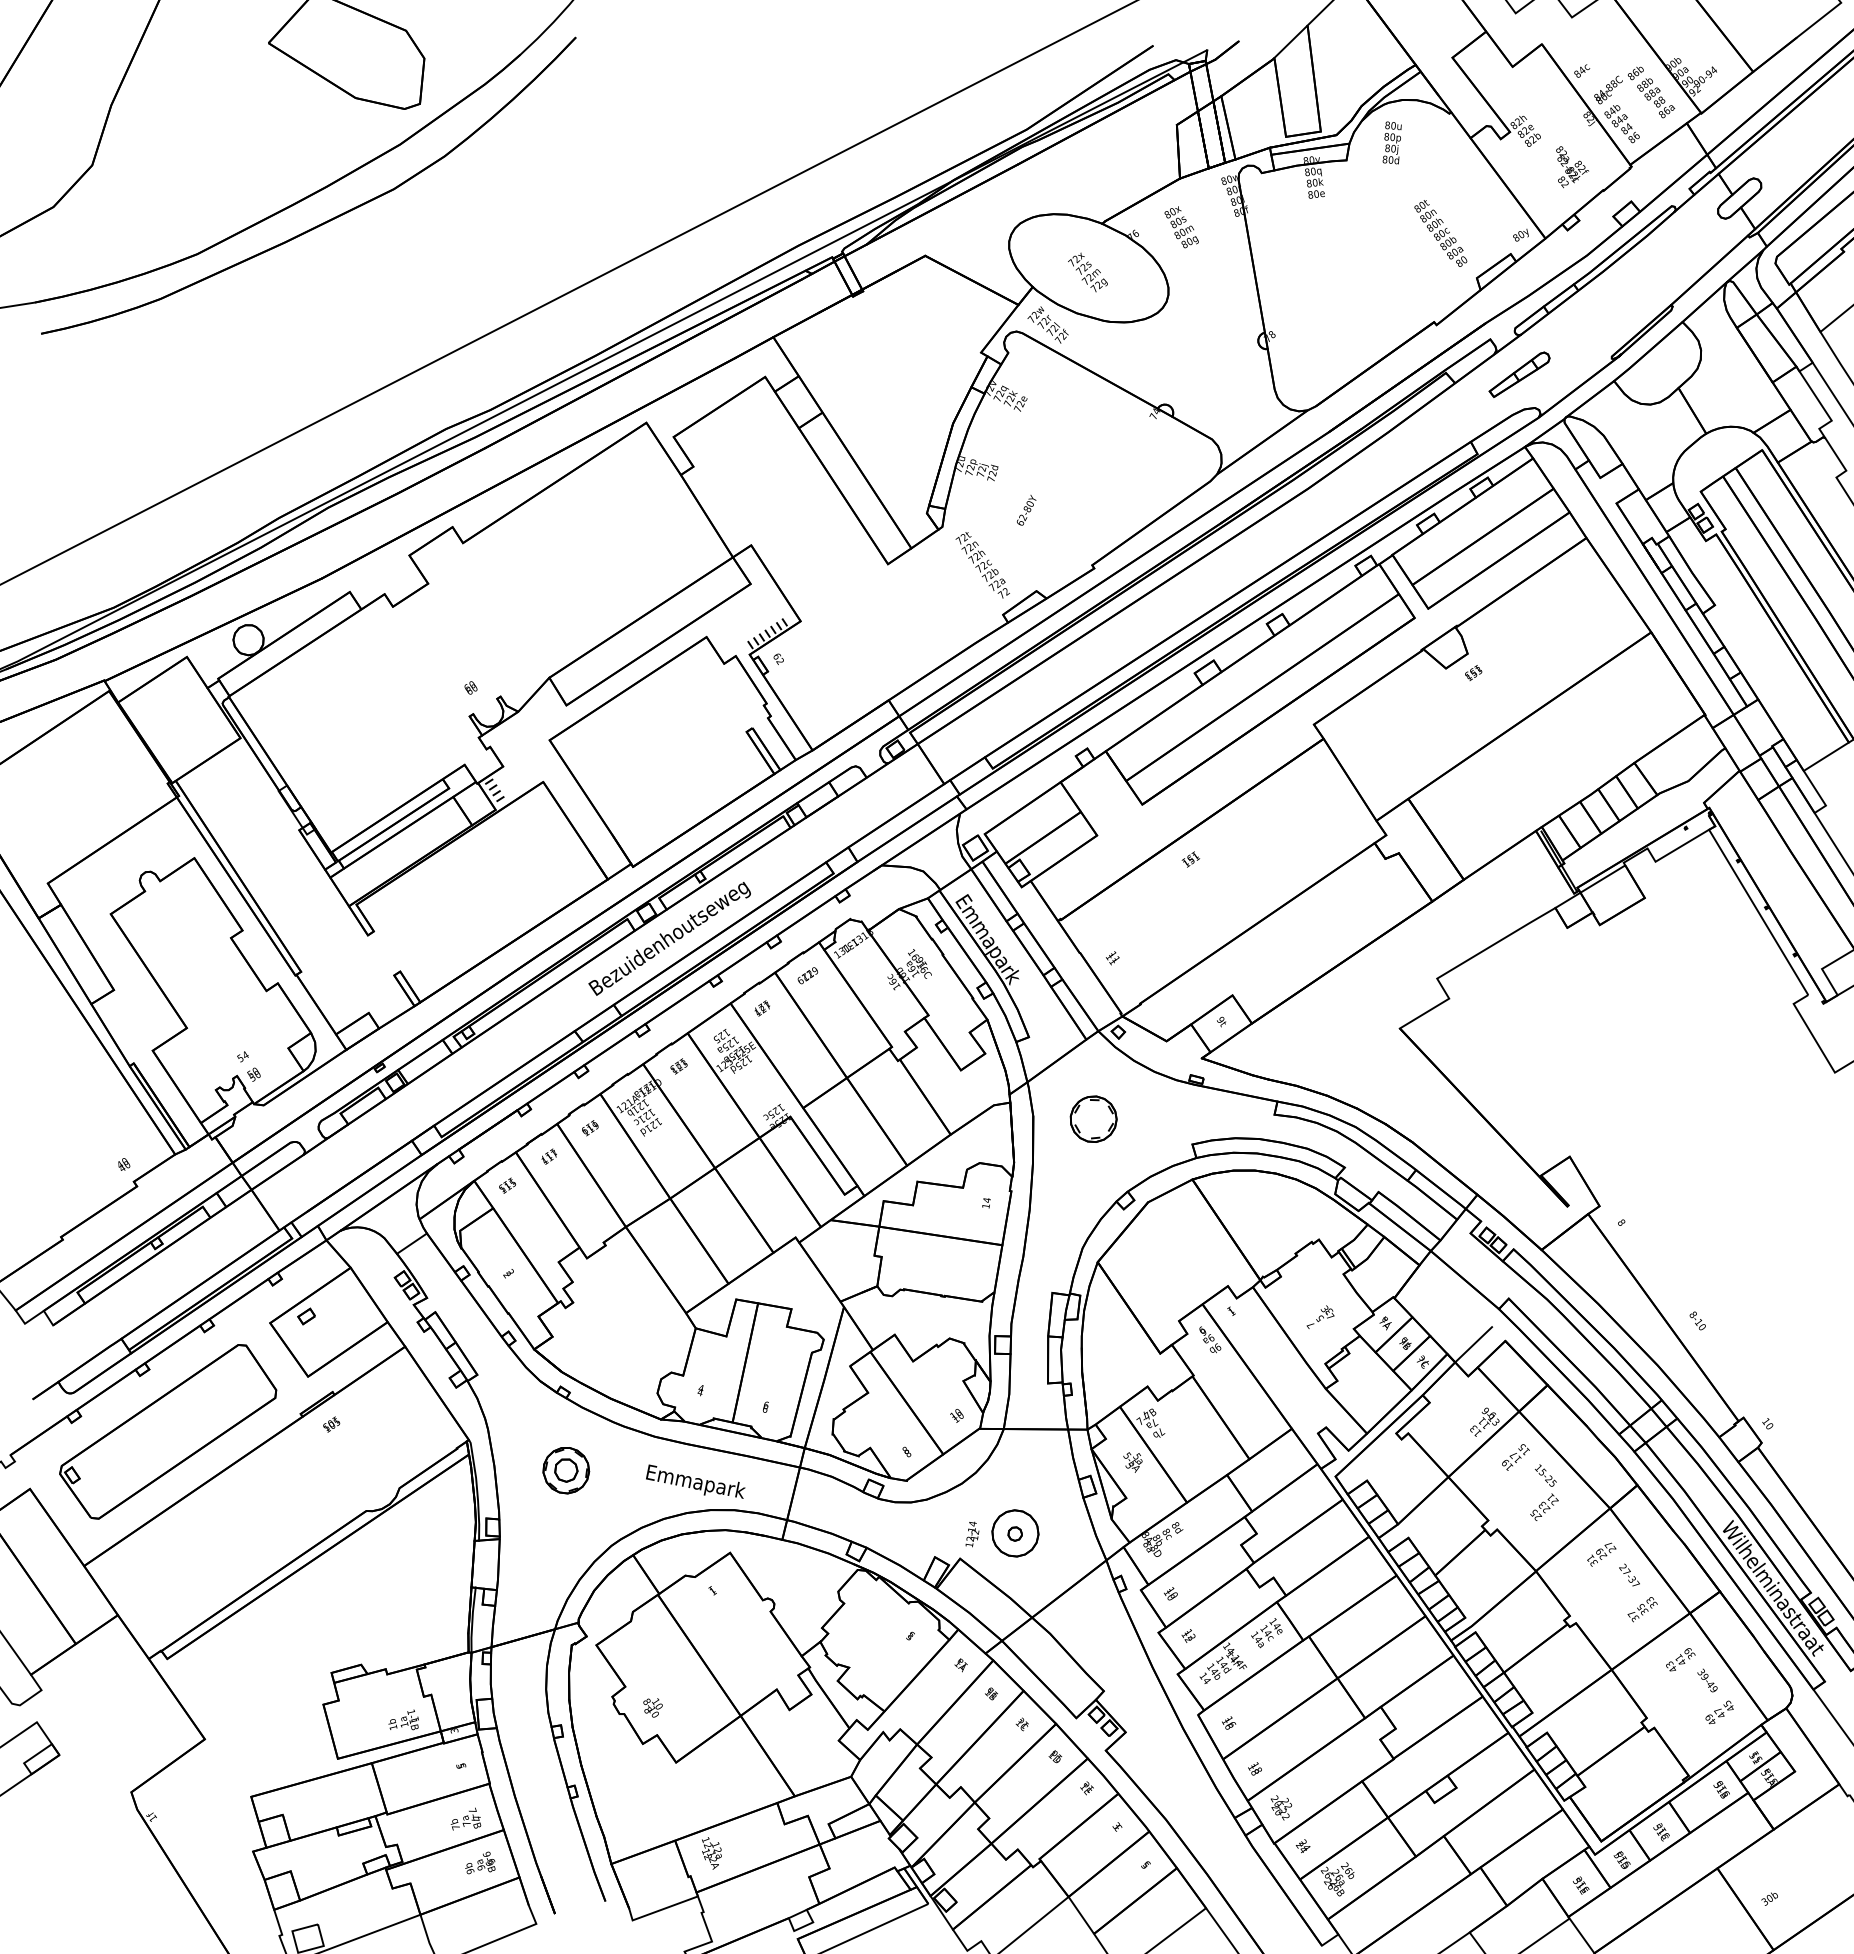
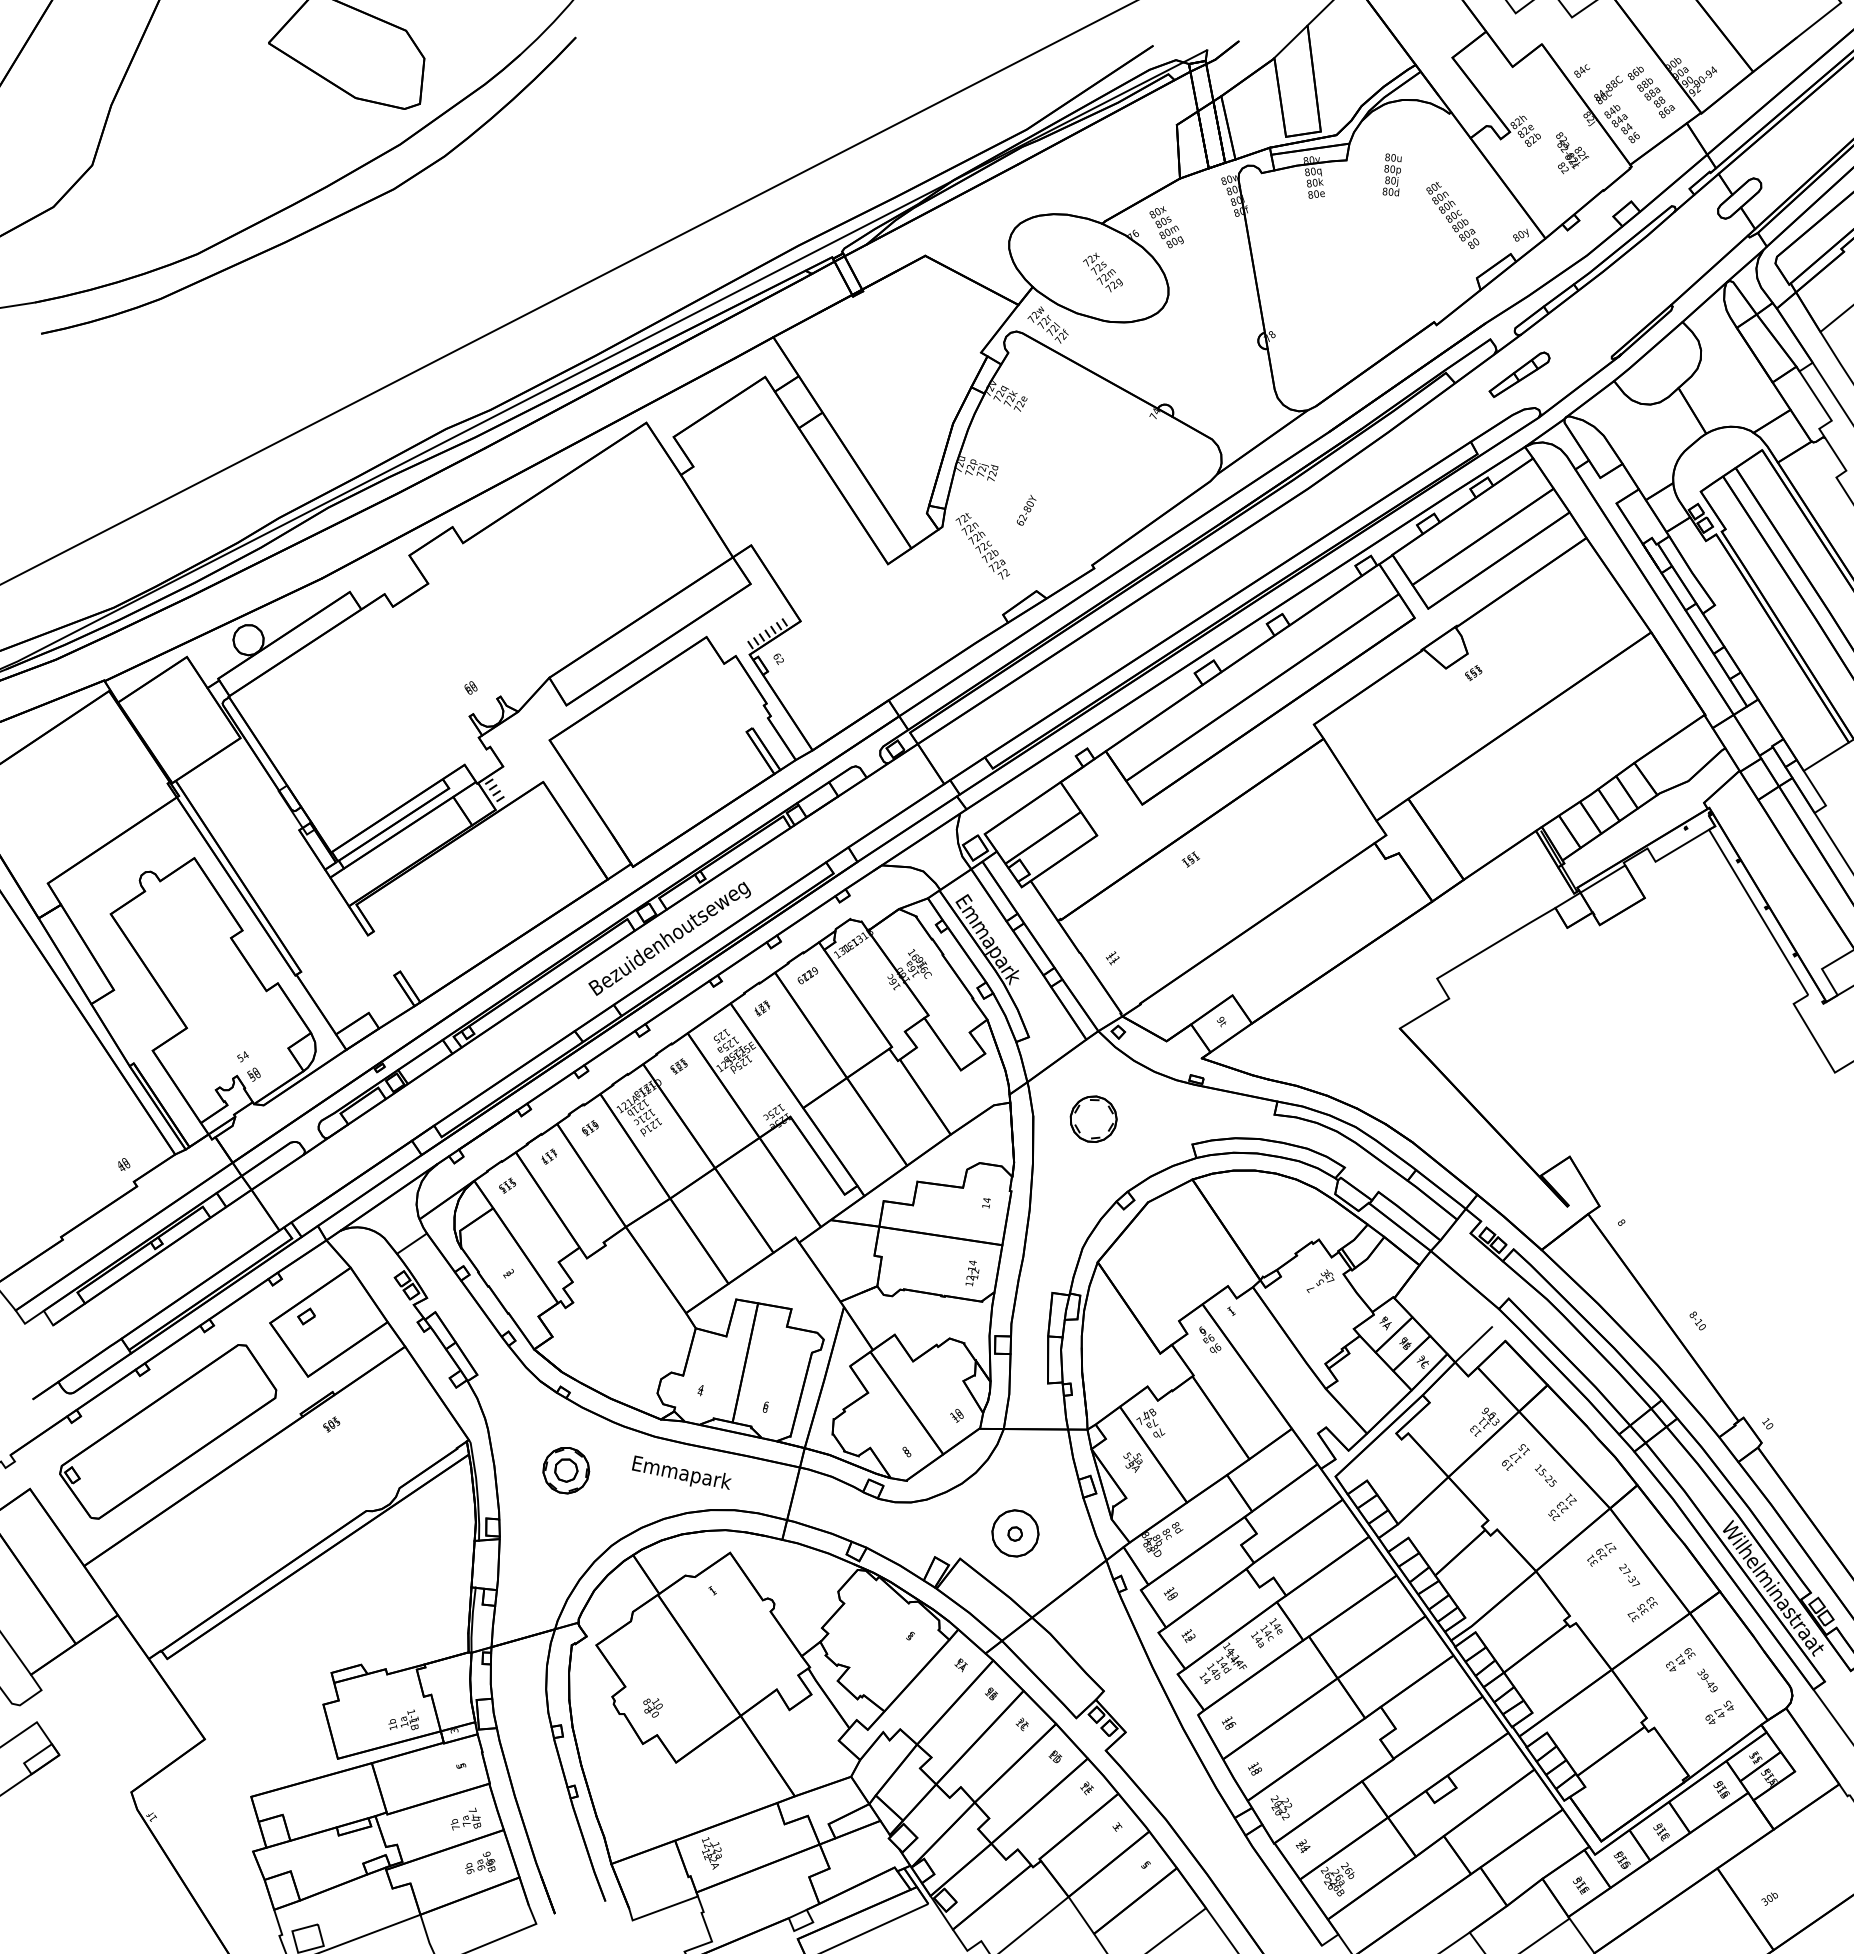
text position: (1391, 142) -> (1391, 174) (1391, 174)
text position: (1572, 167) -> (1572, 153) (1572, 153)
text position: (1181, 227) -> (1166, 227) (1166, 227)
text position: (1440, 233) -> (1452, 215) (1452, 215)
text position: (1087, 272) -> (1102, 272) (1102, 272)
text position: (982, 565) -> (982, 546) (982, 546)
text position: (1320, 1316) -> (1320, 1280) (1320, 1280)
text position: (695, 1481) -> (681, 1472) (681, 1472)
text position: (1544, 1506) -> (1562, 1506) (1562, 1506)
text position: (972, 1534) -> (972, 1273) (972, 1273)
